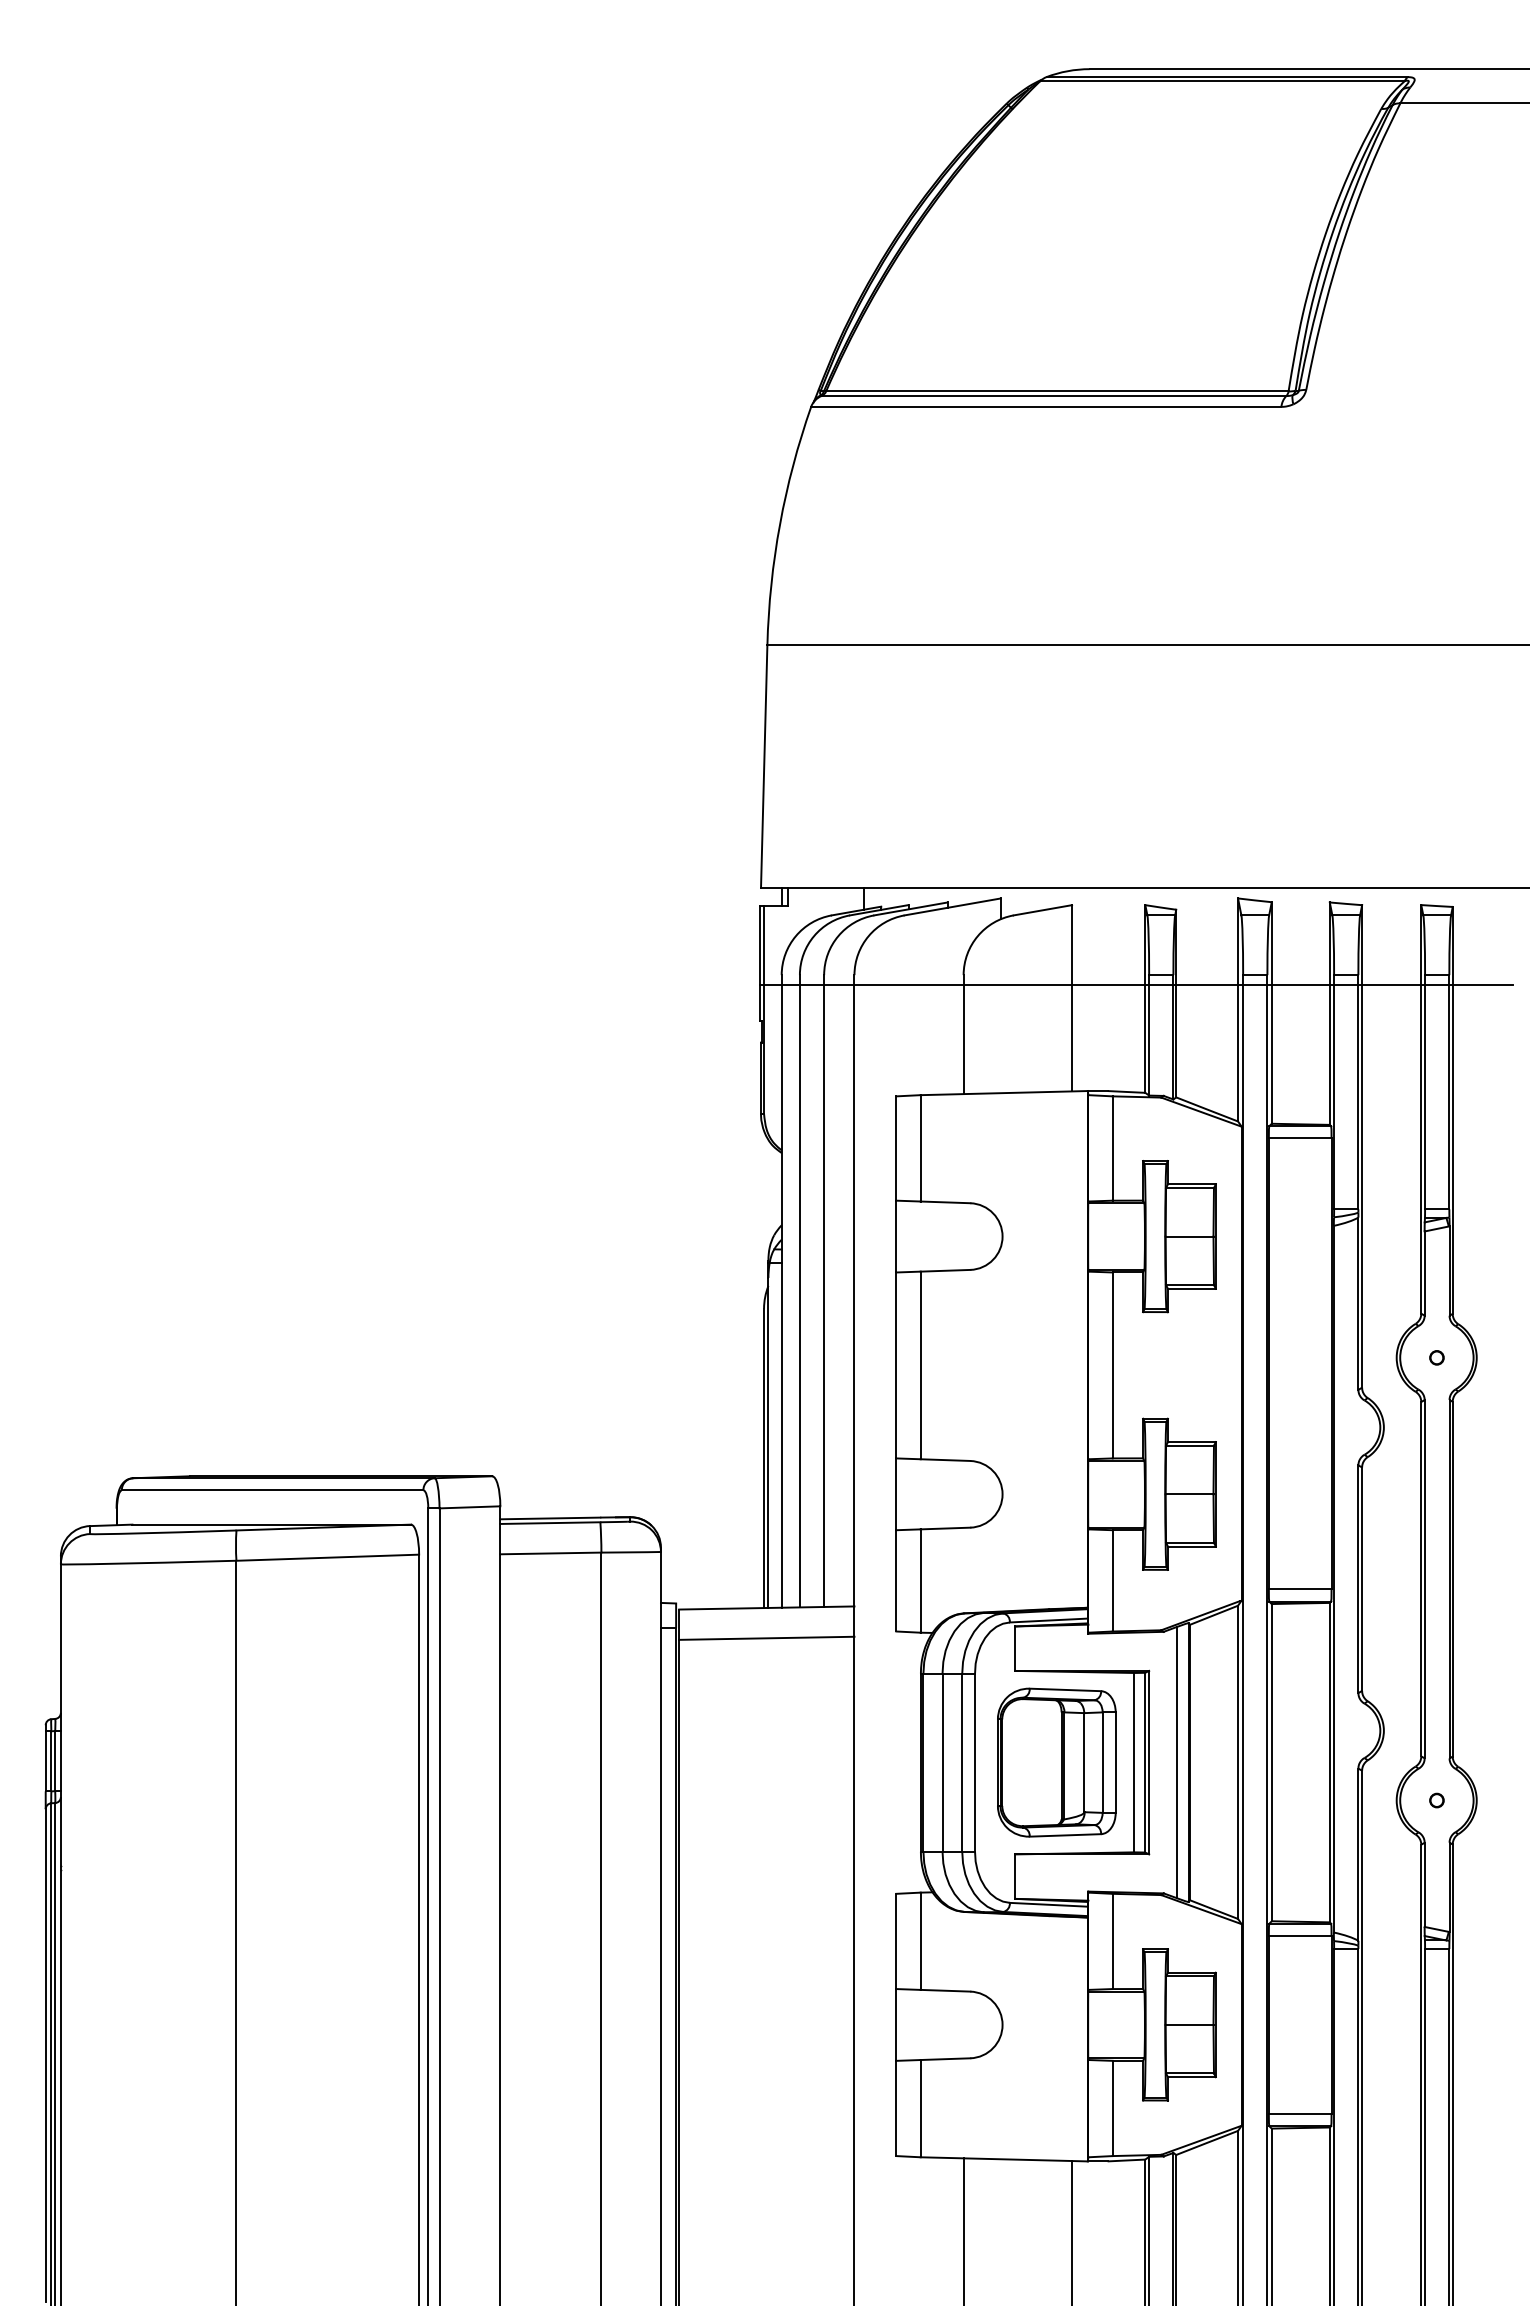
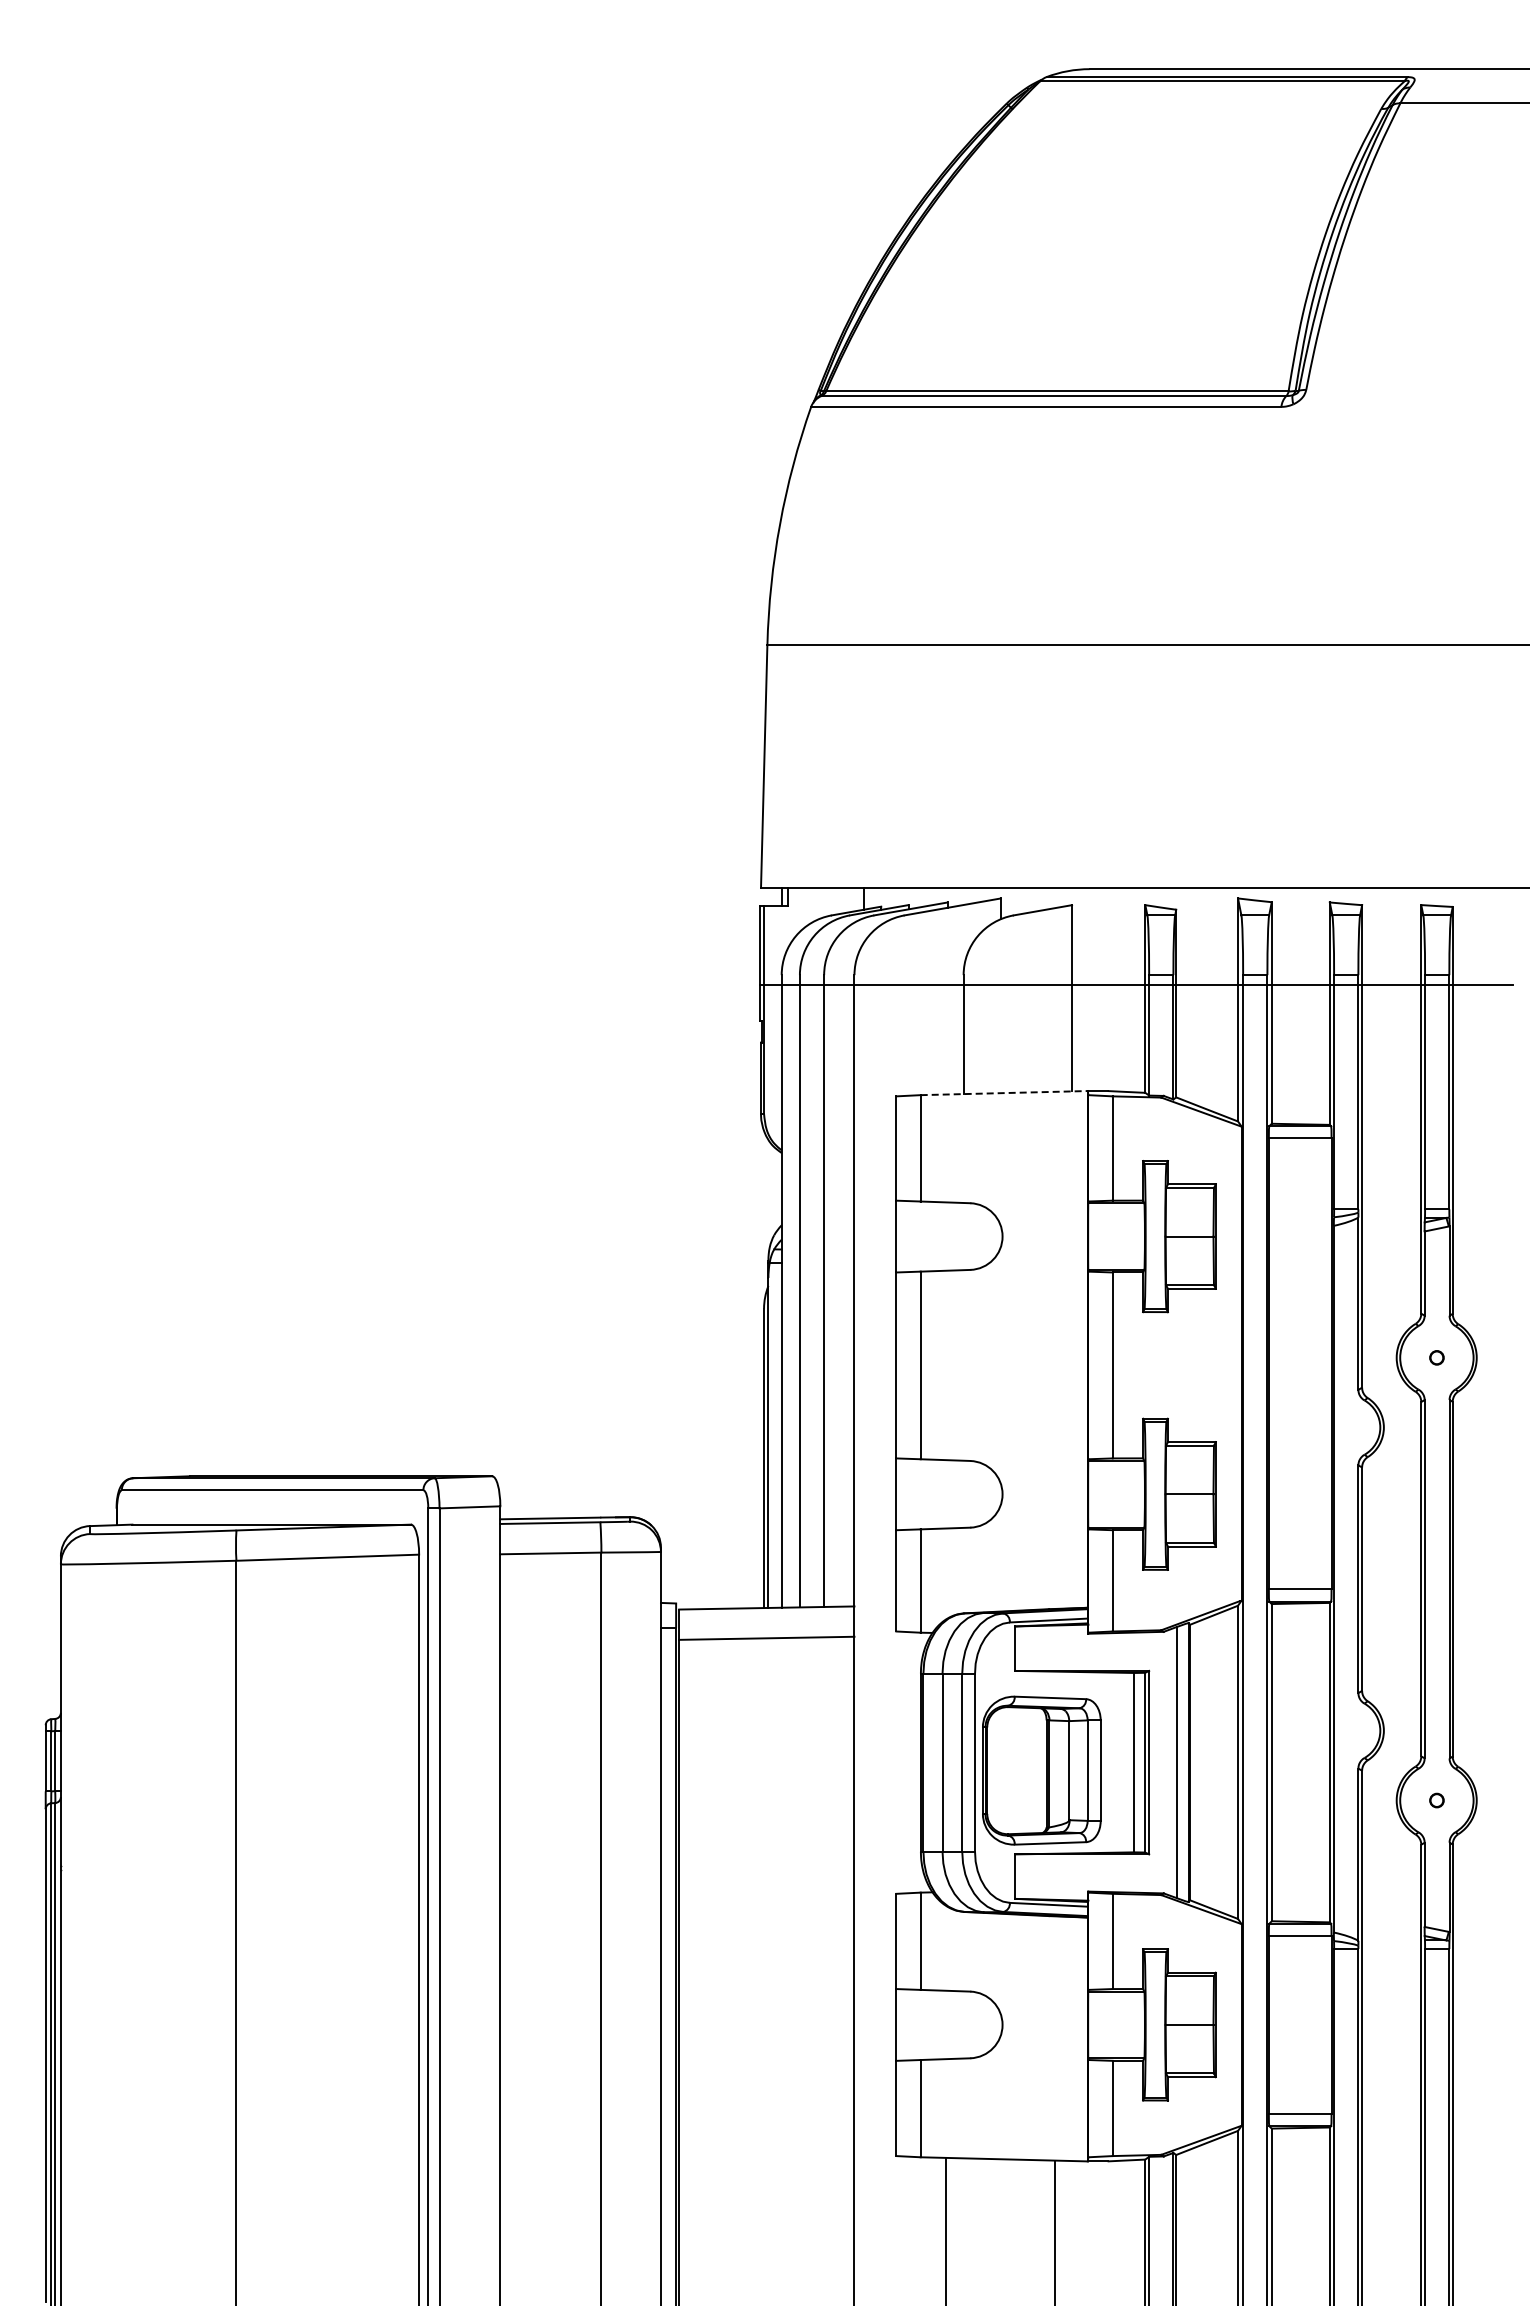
line: solid -> dashed (1004, 1093)
part position: (1056, 1762) -> (1041, 1770) (1041, 1770)
line position: (963, 2230) -> (945, 2230) (945, 2230)
line position: (1072, 2231) -> (1055, 2231) (1055, 2231)
